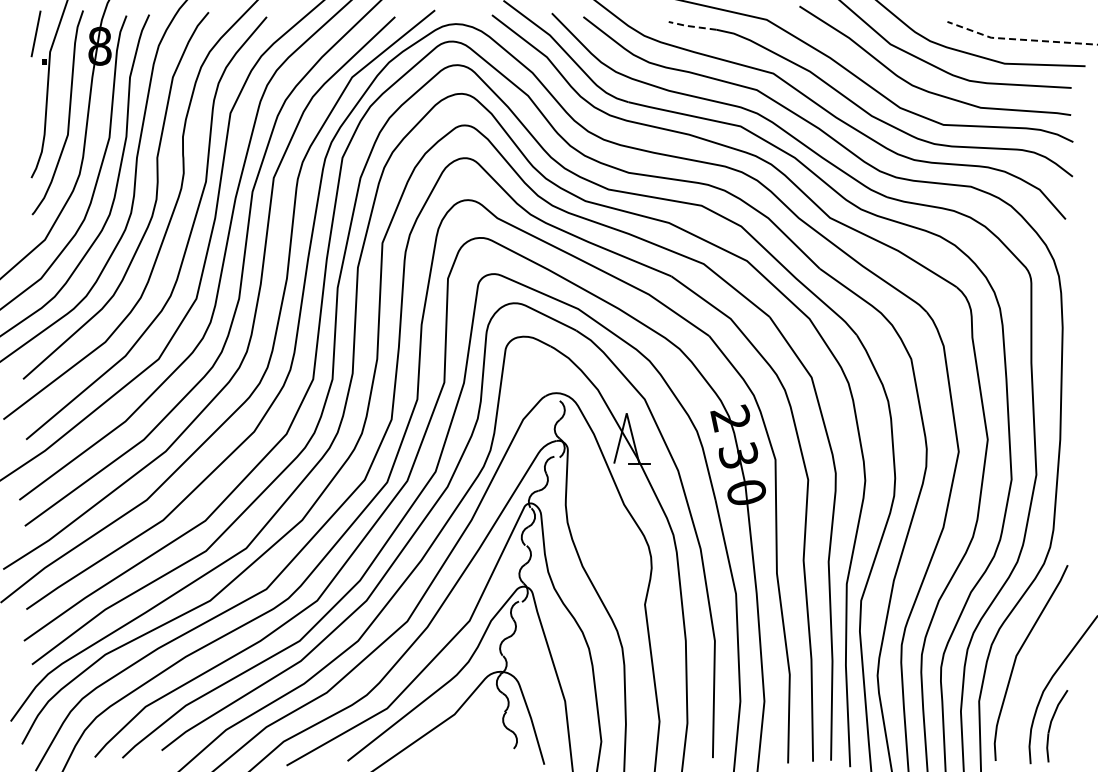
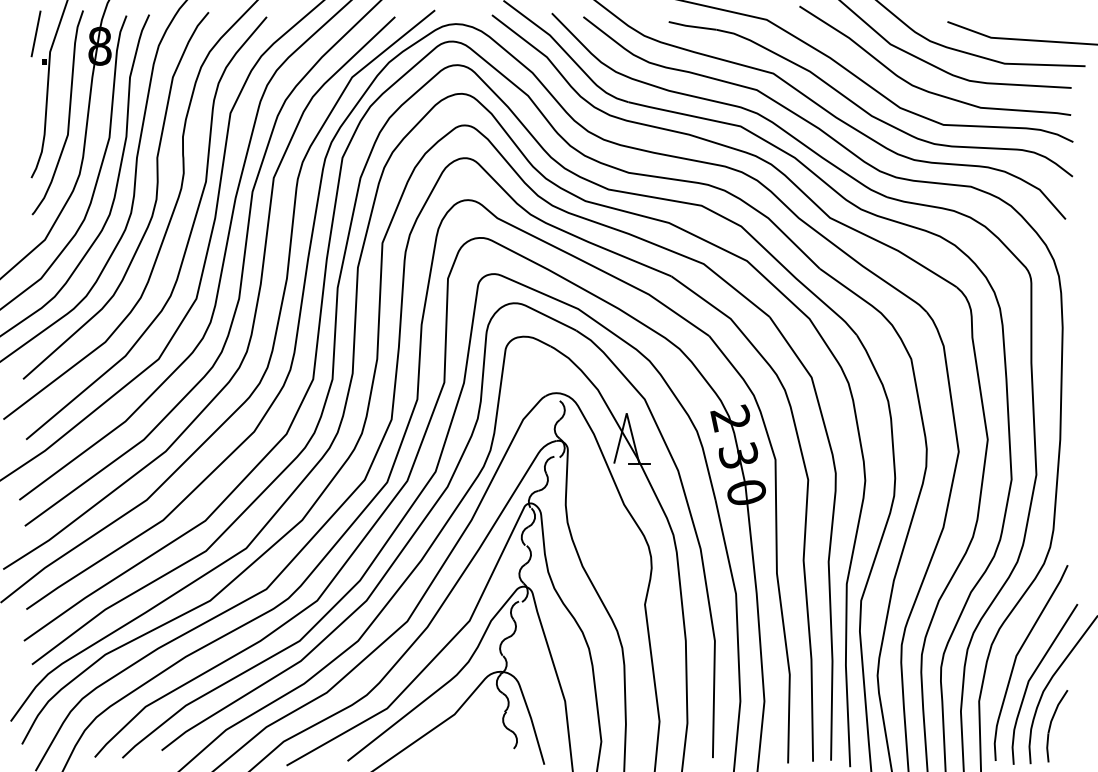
line: dashed -> solid (691, 26)
line: dashed -> solid (1020, 39)
curve: none -> present (1032, 677)
